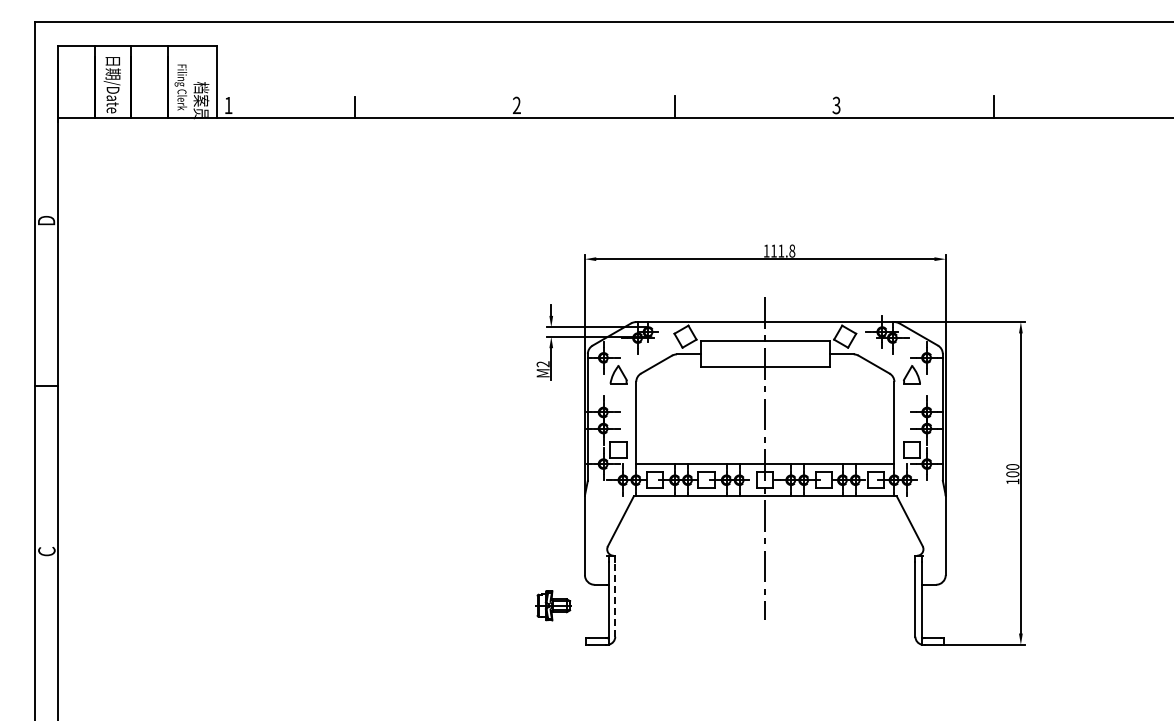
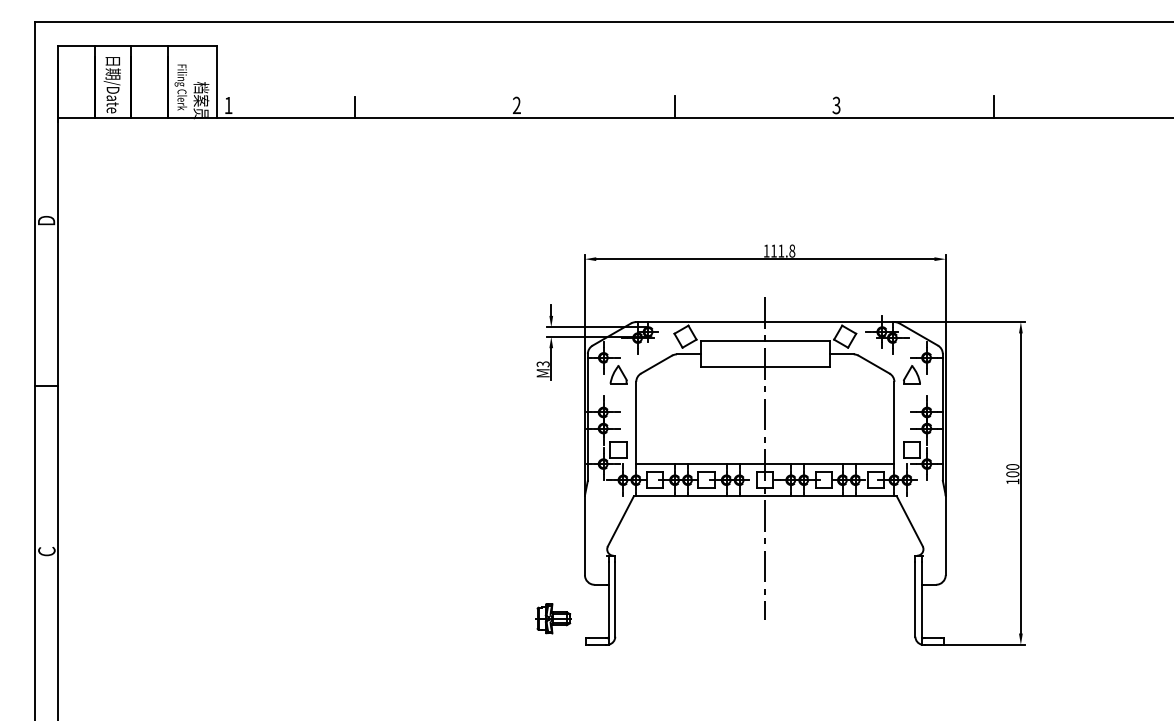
text: M2 -> M3 (543, 364)
line: dashed -> solid (615, 598)
part position: (553, 605) -> (553, 618) (553, 618)
